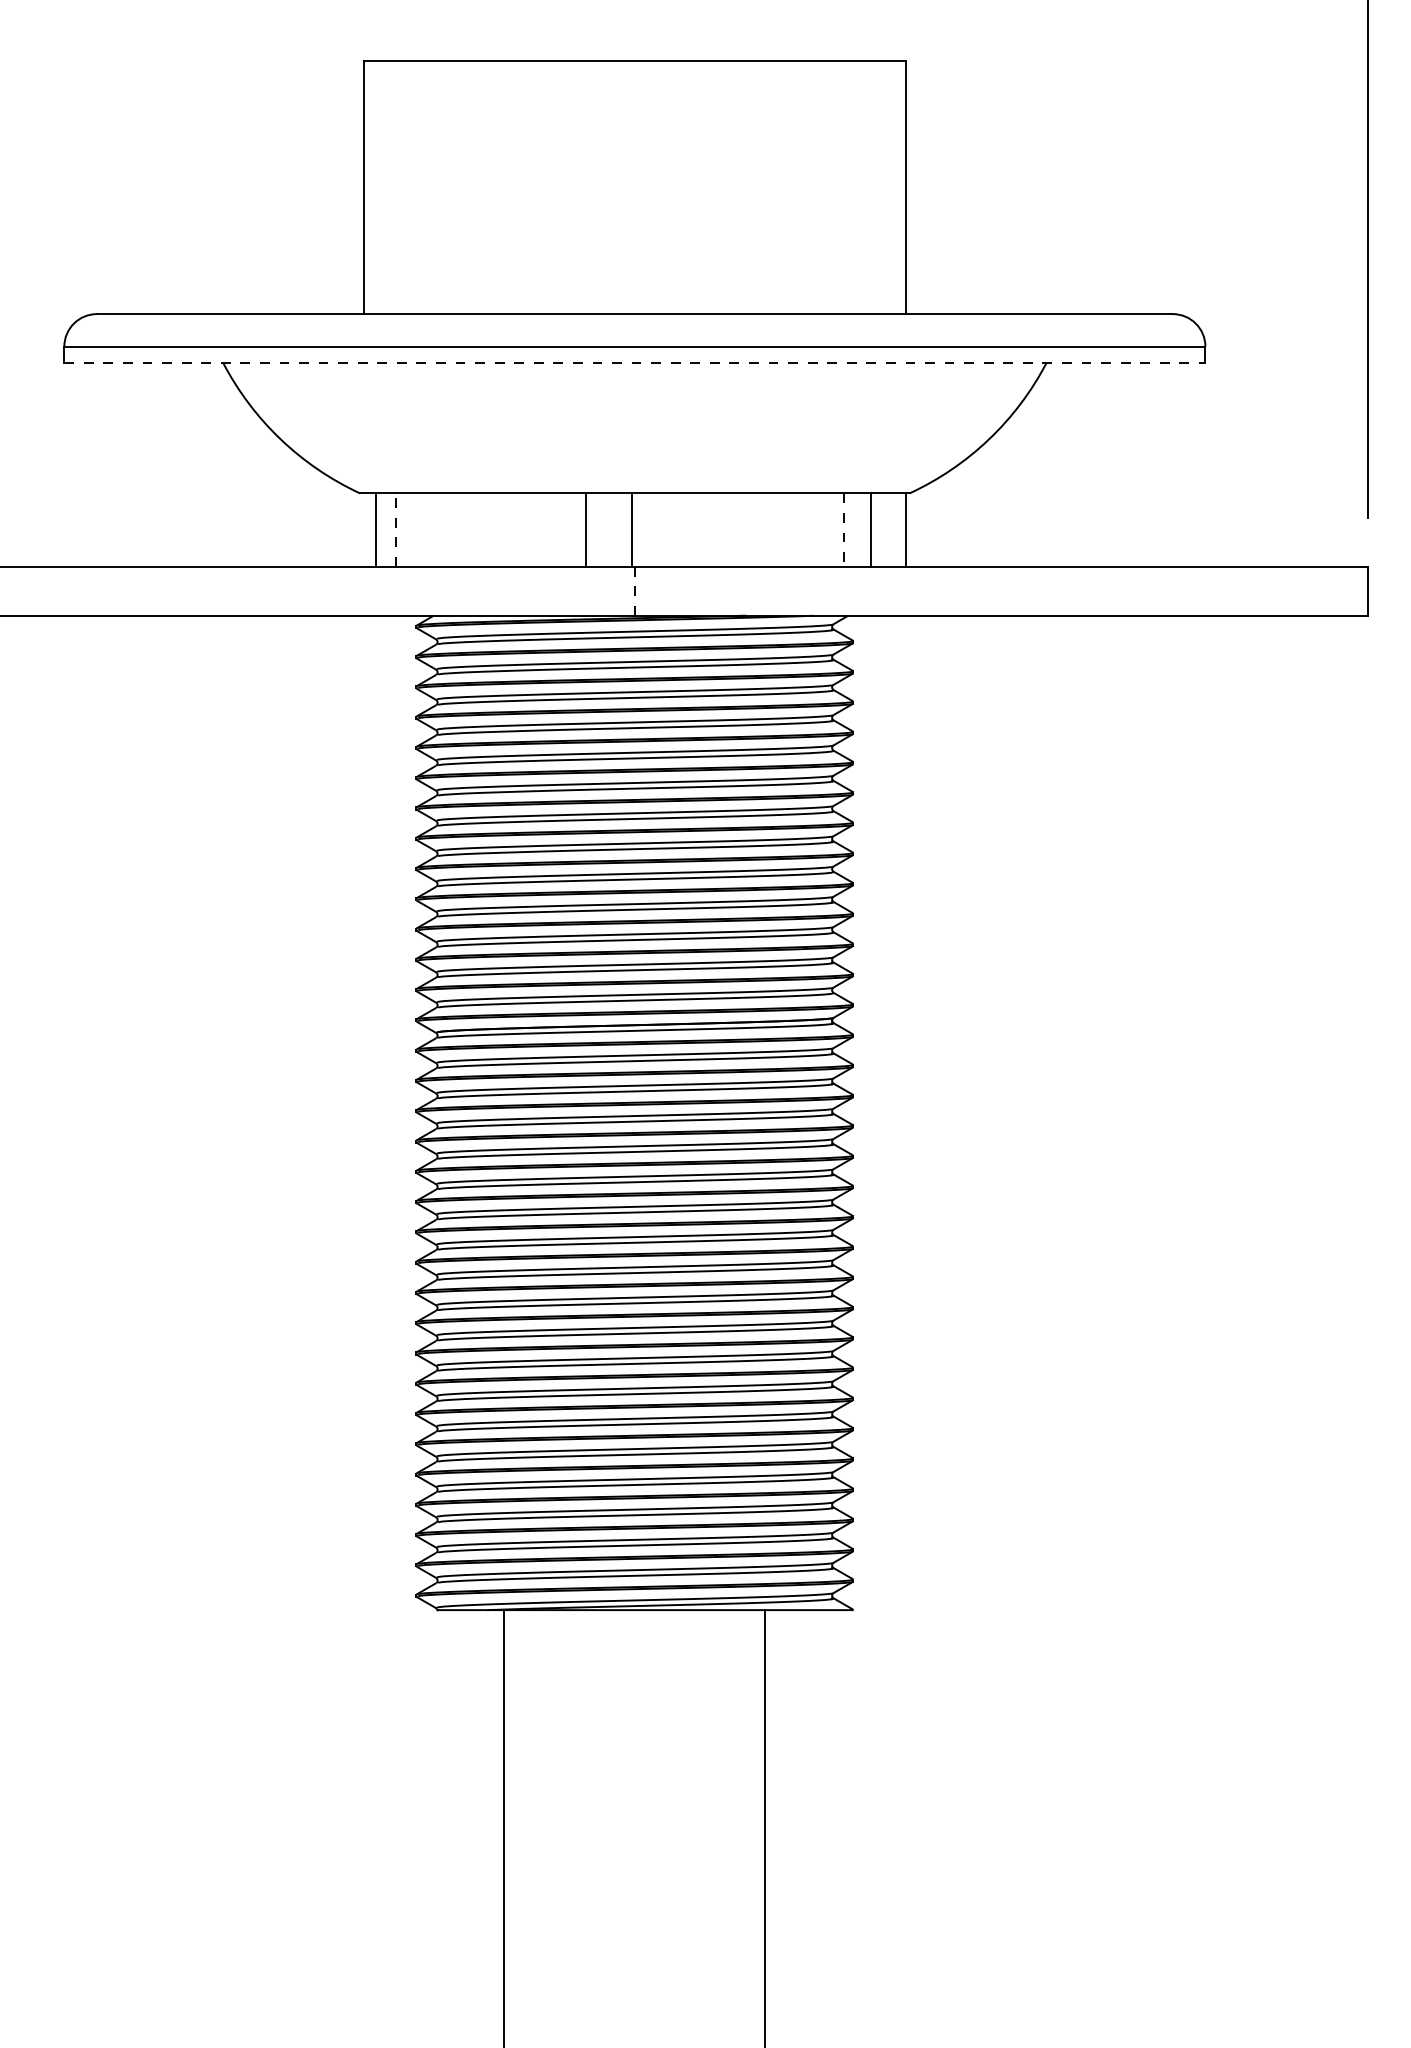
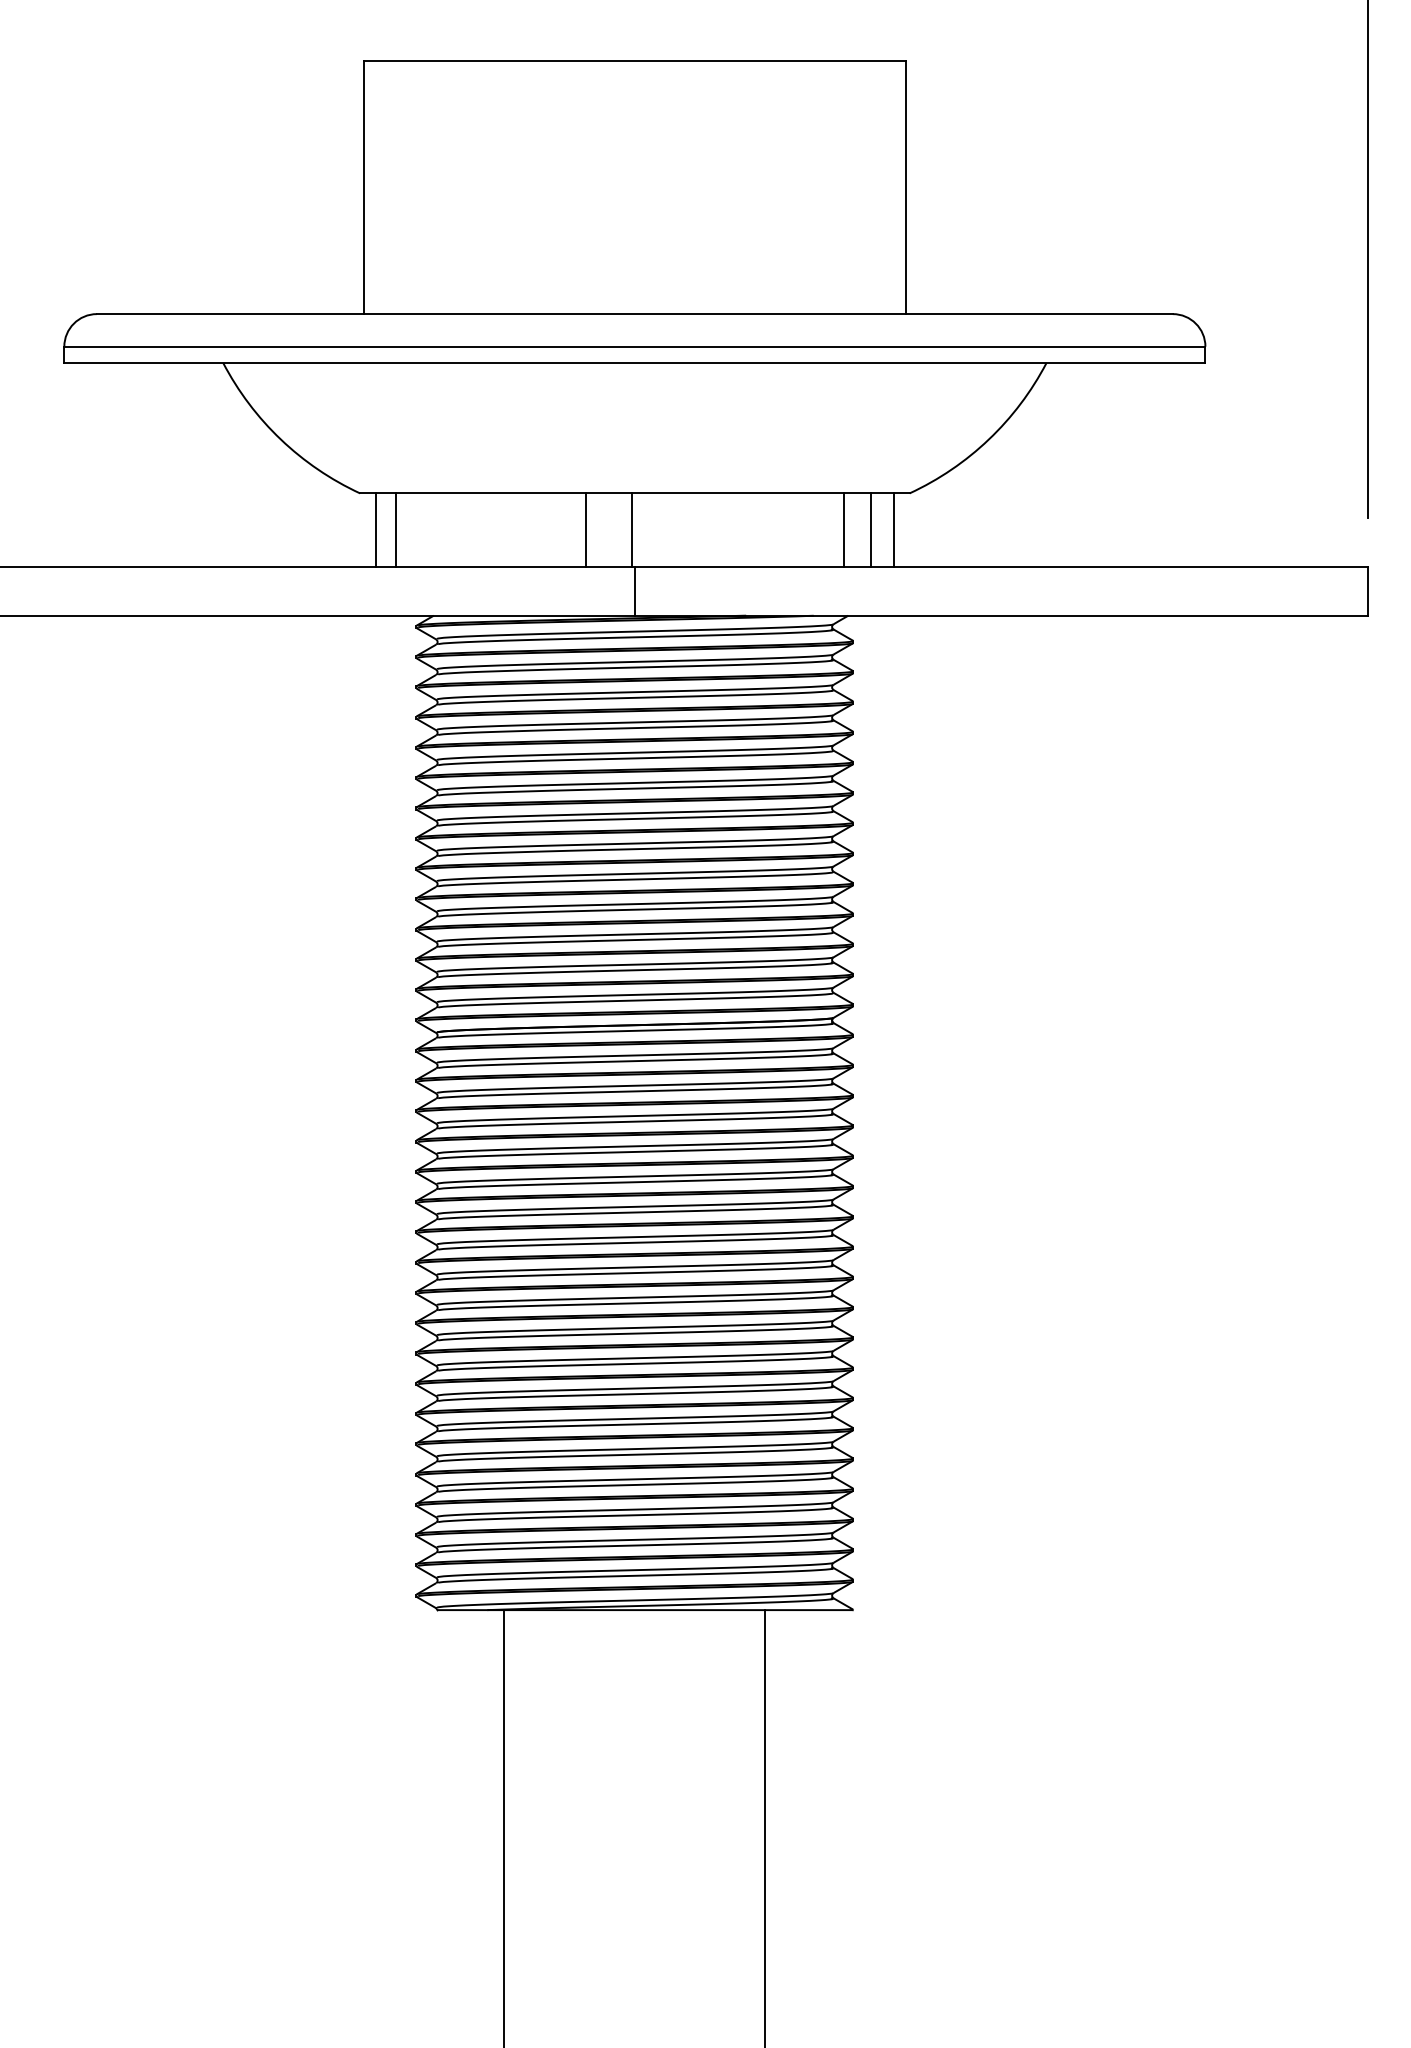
line: dashed -> solid (634, 363)
line position: (905, 529) -> (893, 529) (893, 529)
line: dashed -> solid (395, 530)
line: dashed -> solid (844, 530)
line: dashed -> solid (634, 591)
